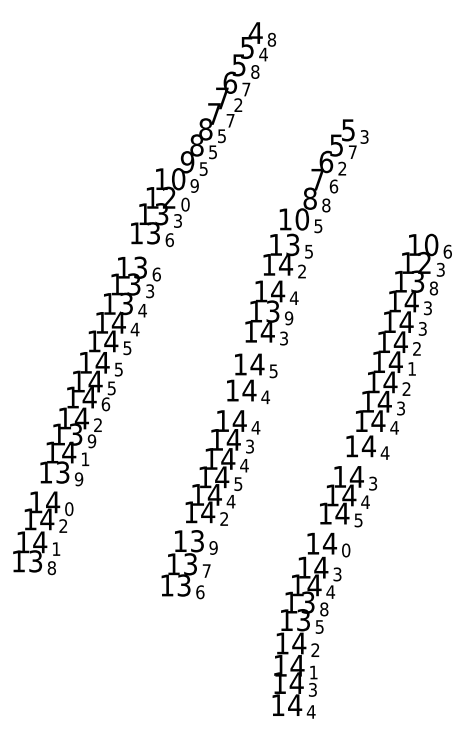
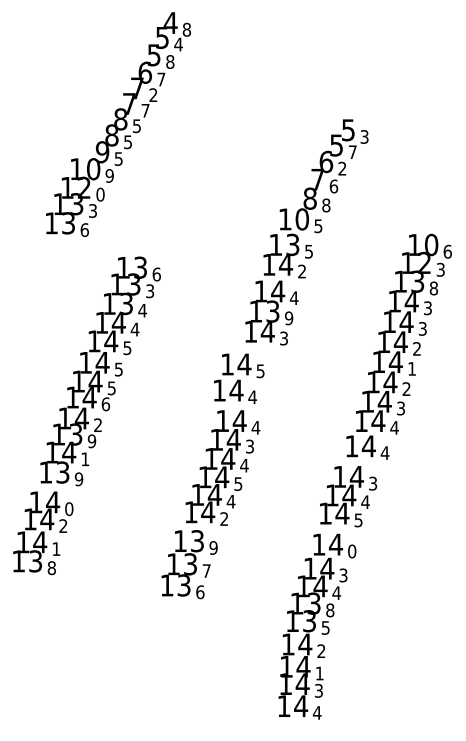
text position: (203, 134) -> (118, 124) (118, 124)
text position: (252, 378) -> (239, 378) (239, 378)
text position: (311, 625) -> (317, 626) (317, 626)
